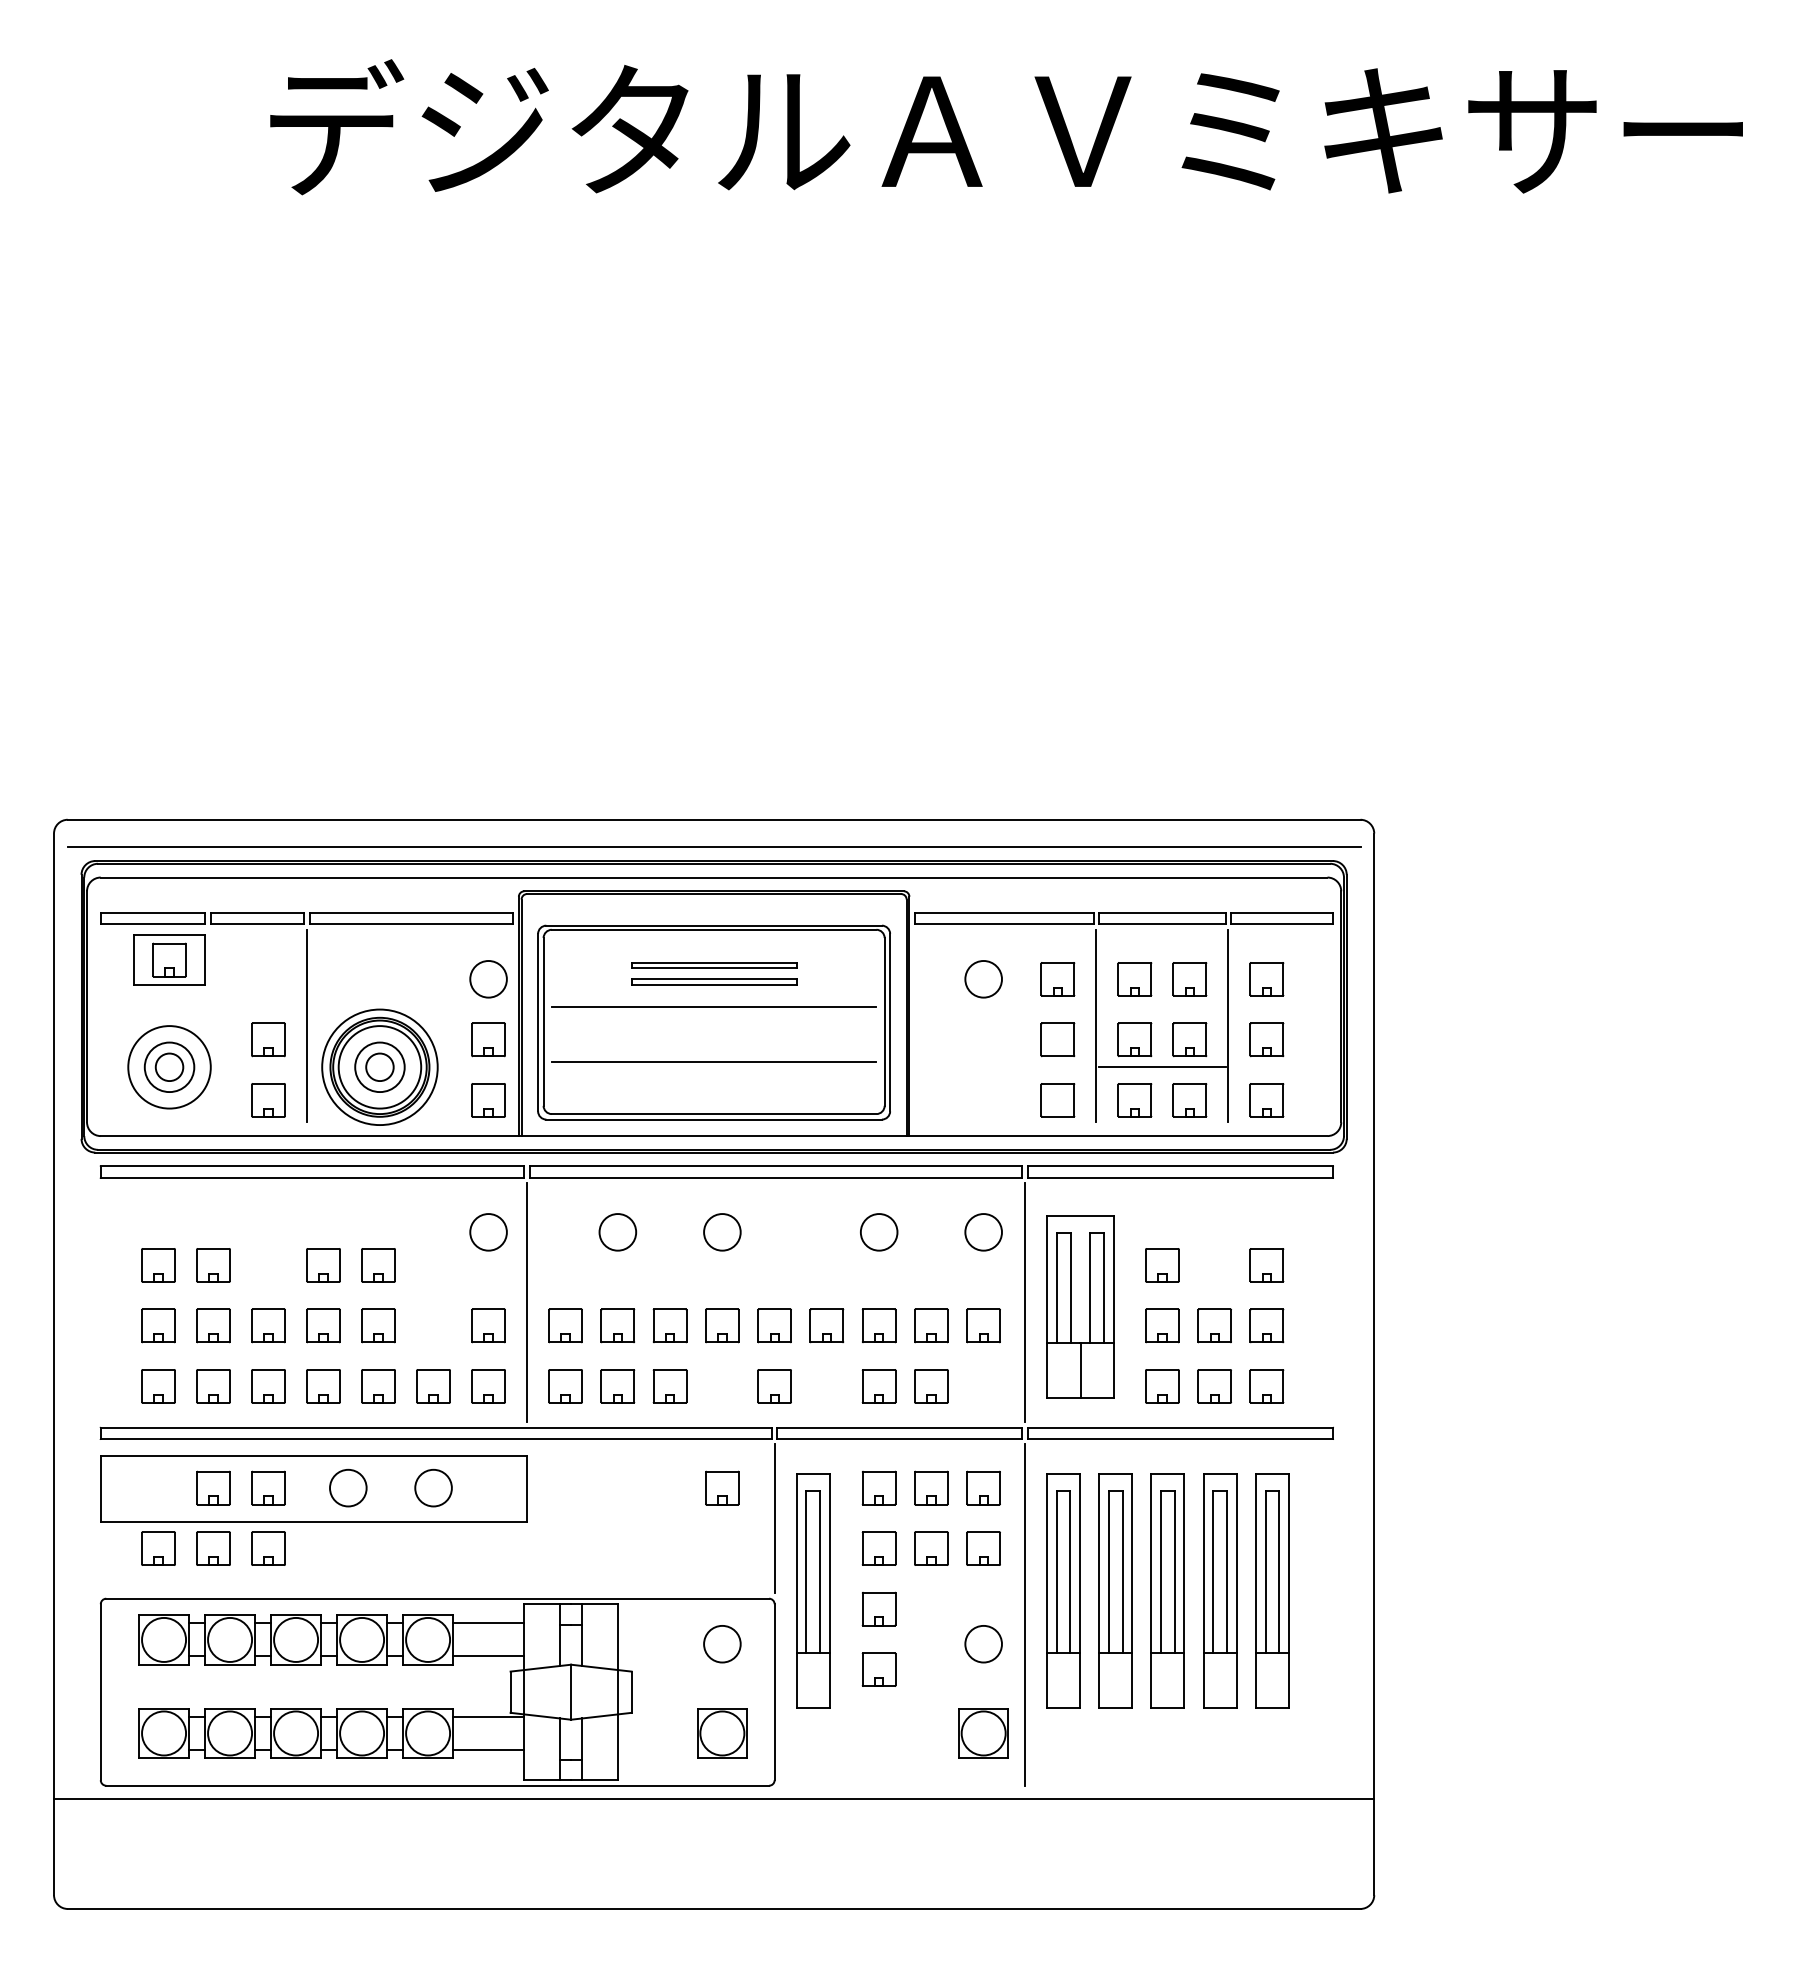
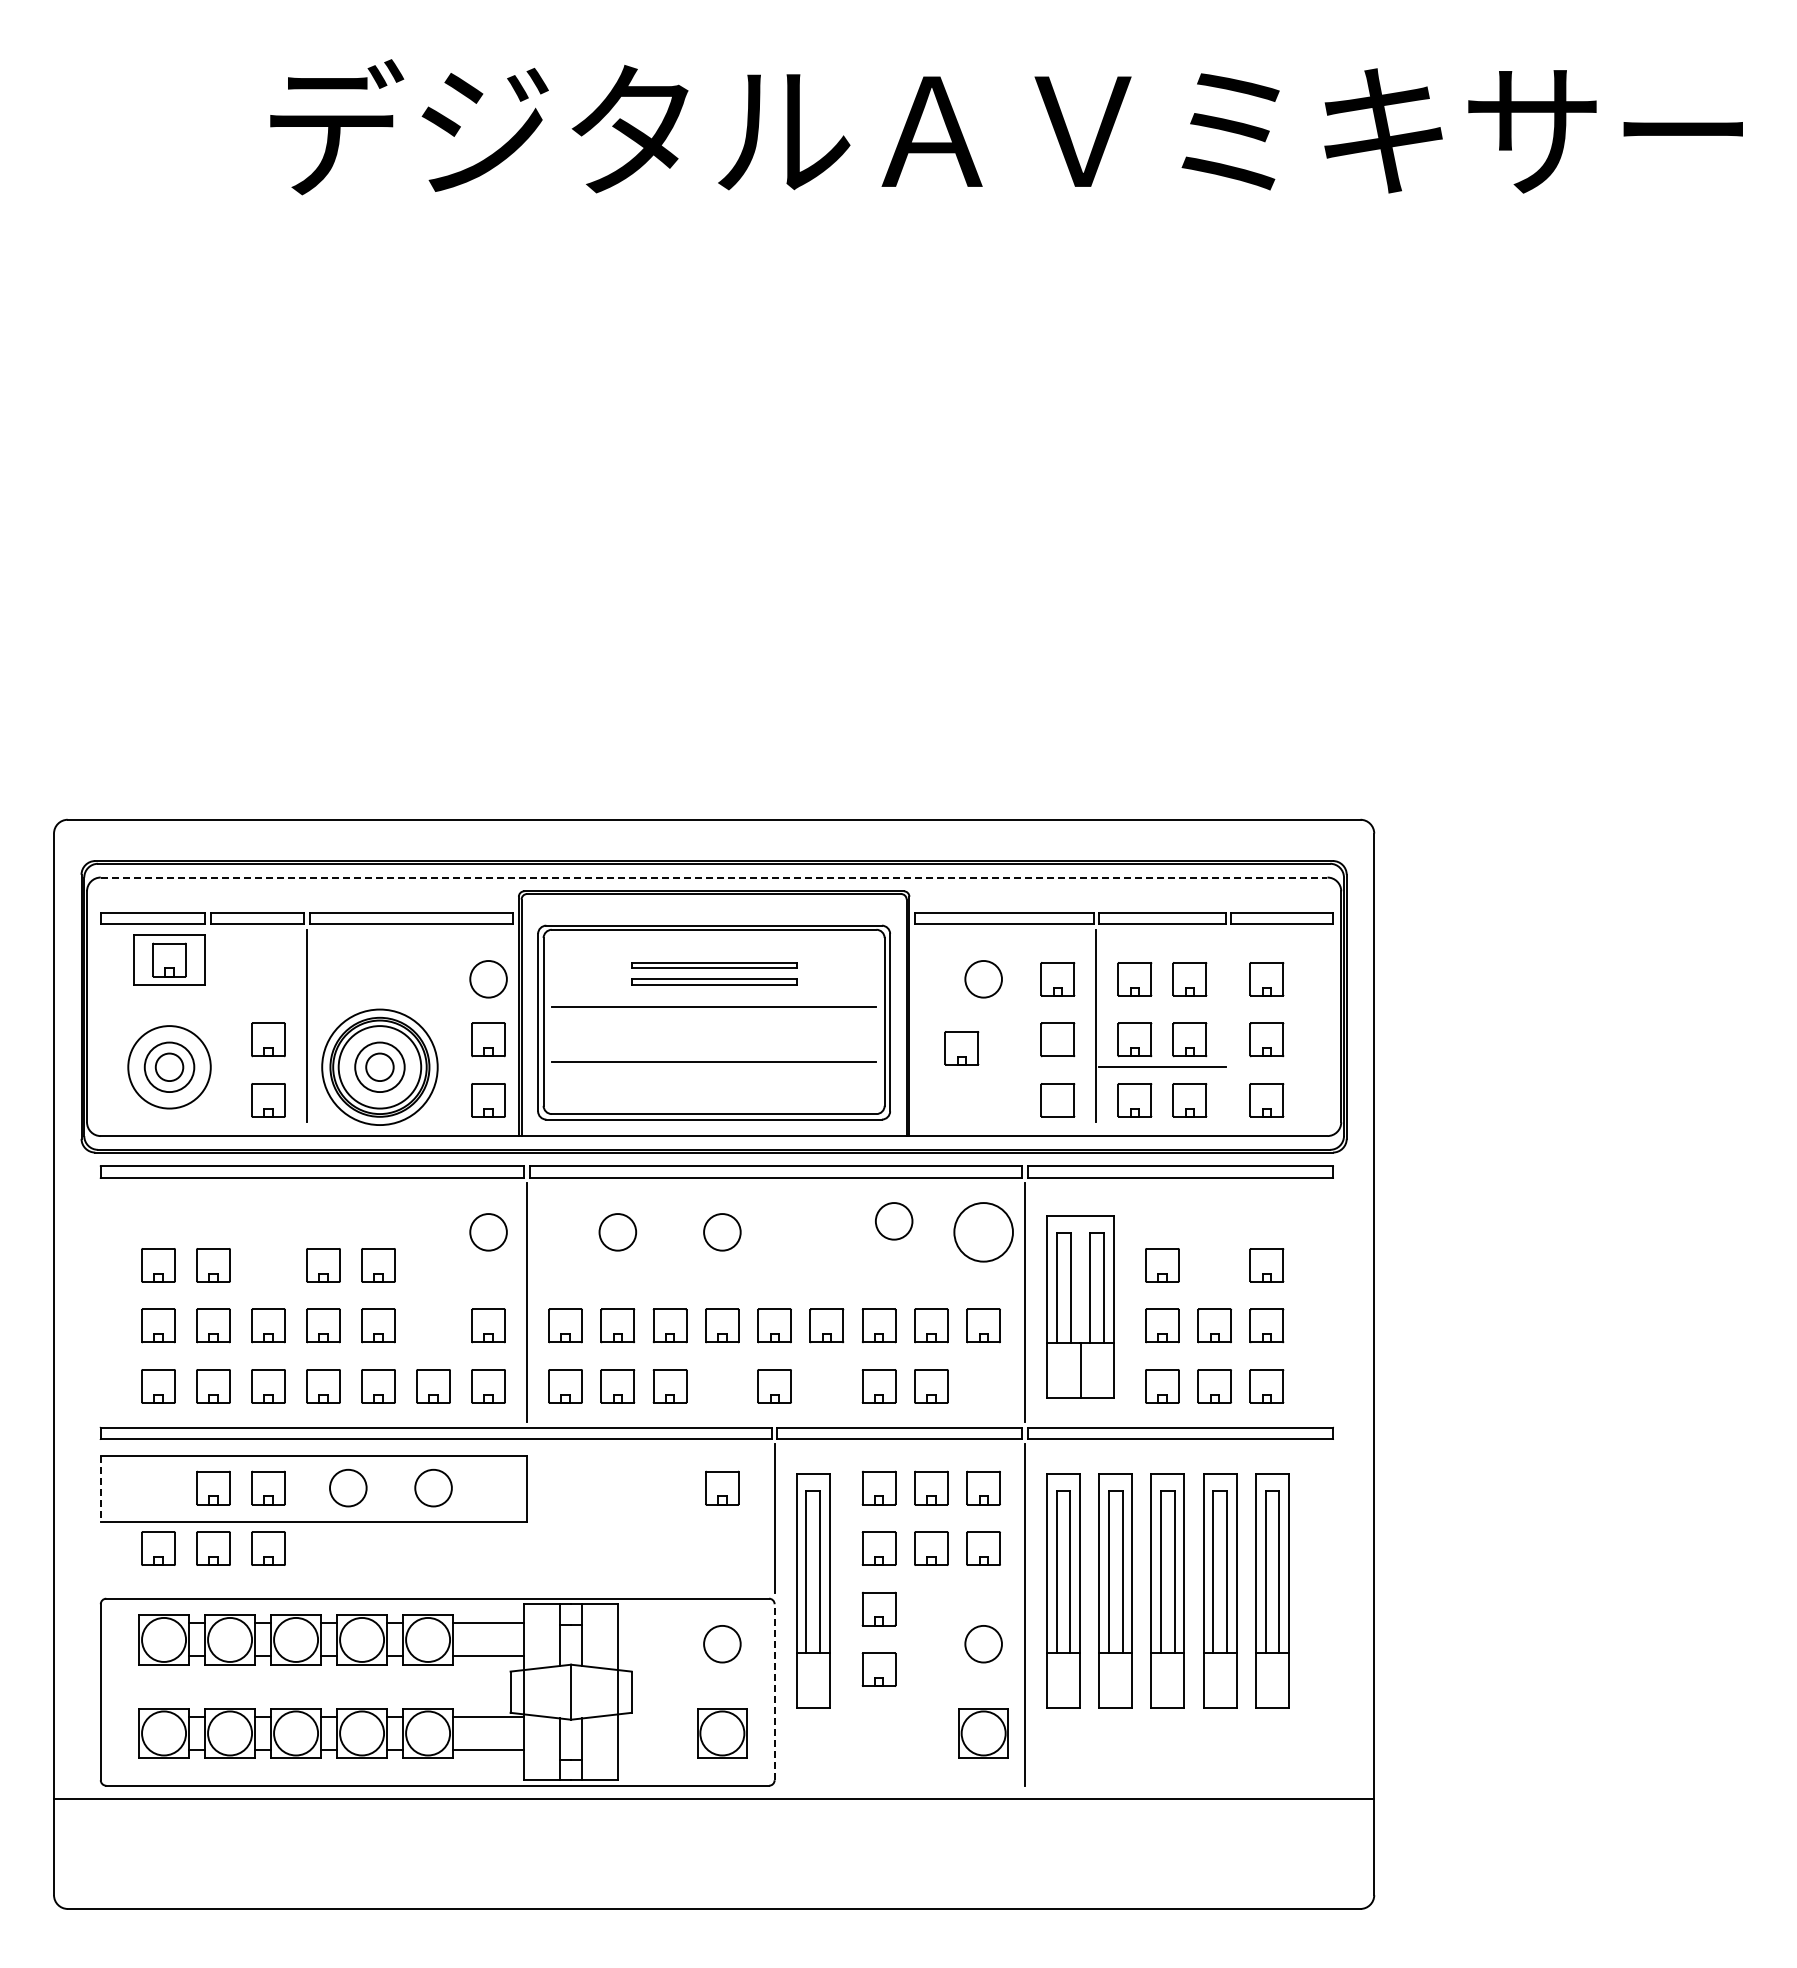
line: present -> none (713, 847)
line: solid -> dashed (714, 877)
line: present -> none (1228, 1025)
part: none -> present (961, 1048)
circle position: (879, 1232) -> (894, 1221) (894, 1221)
circle diameter: 37 px -> 59 px (983, 1232)
line: solid -> dashed (100, 1489)
line: solid -> dashed (774, 1691)
